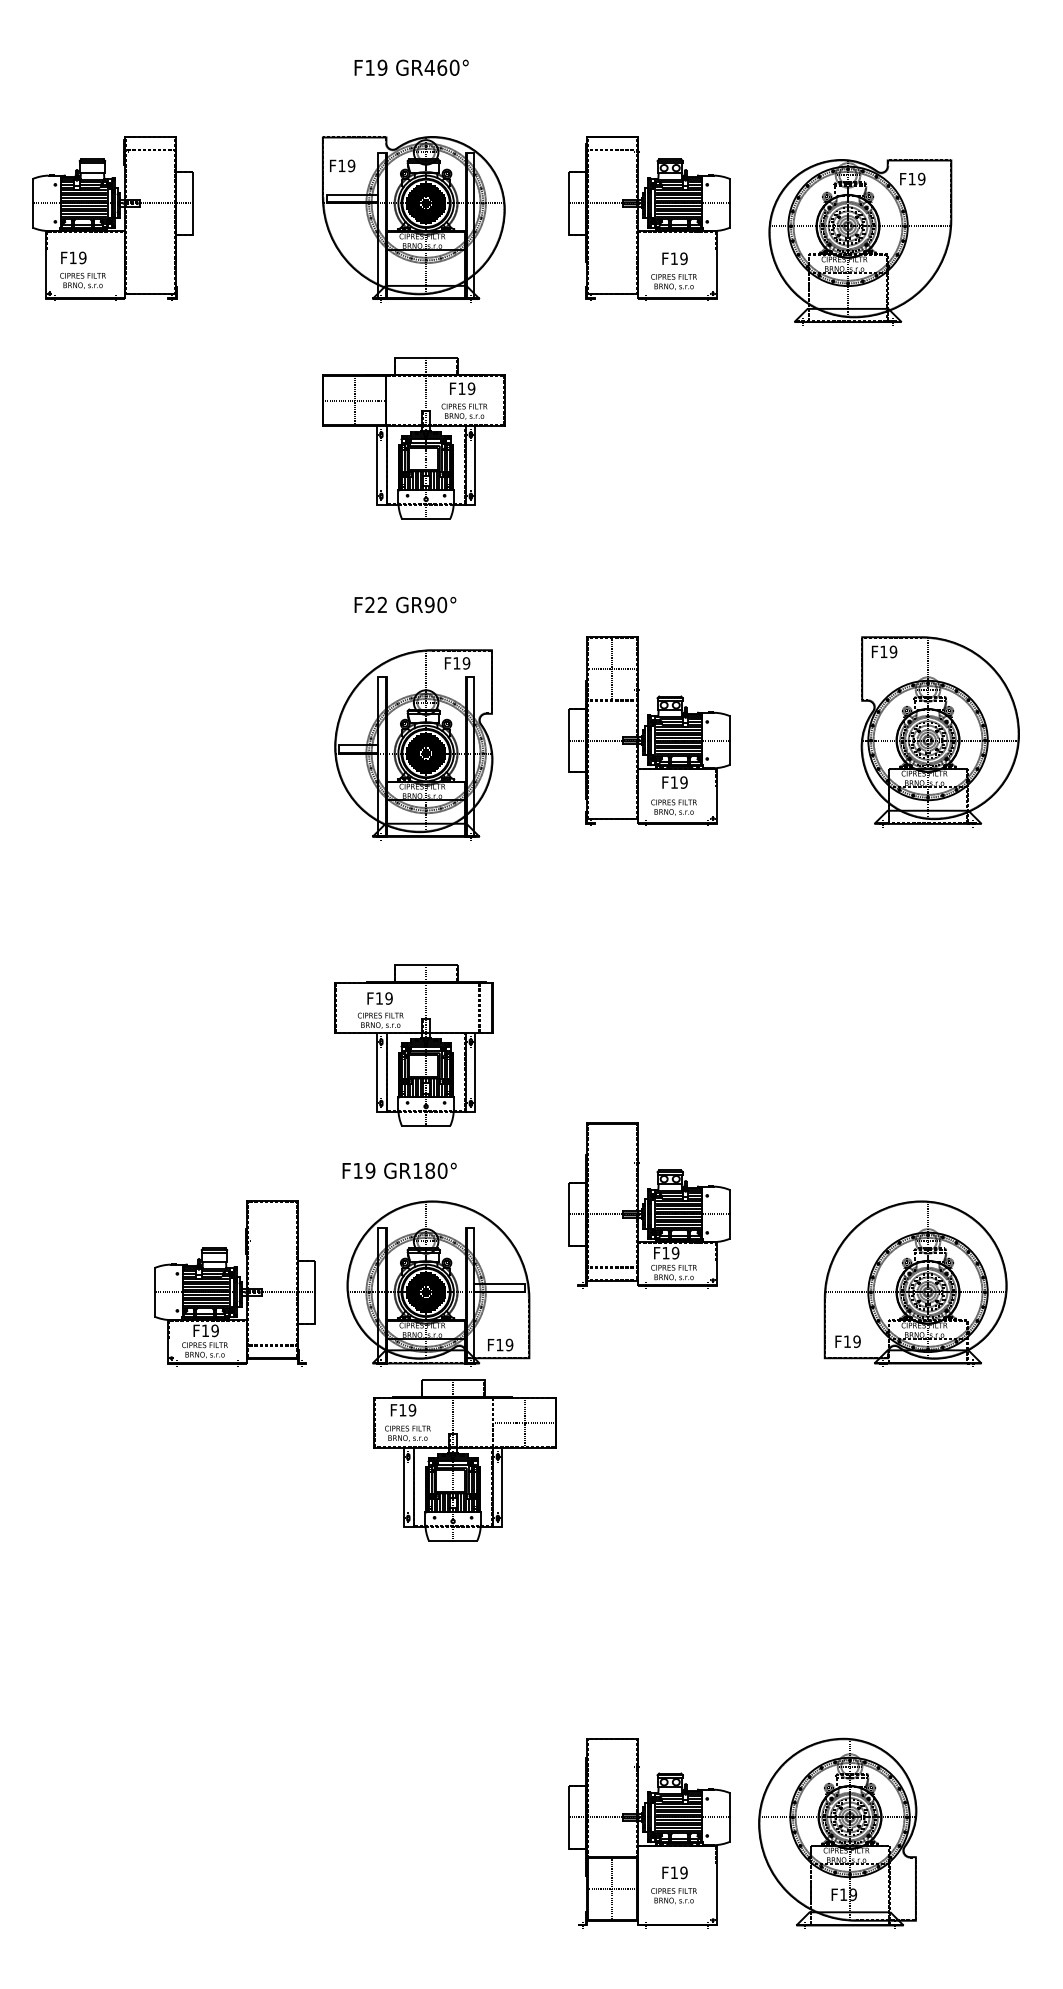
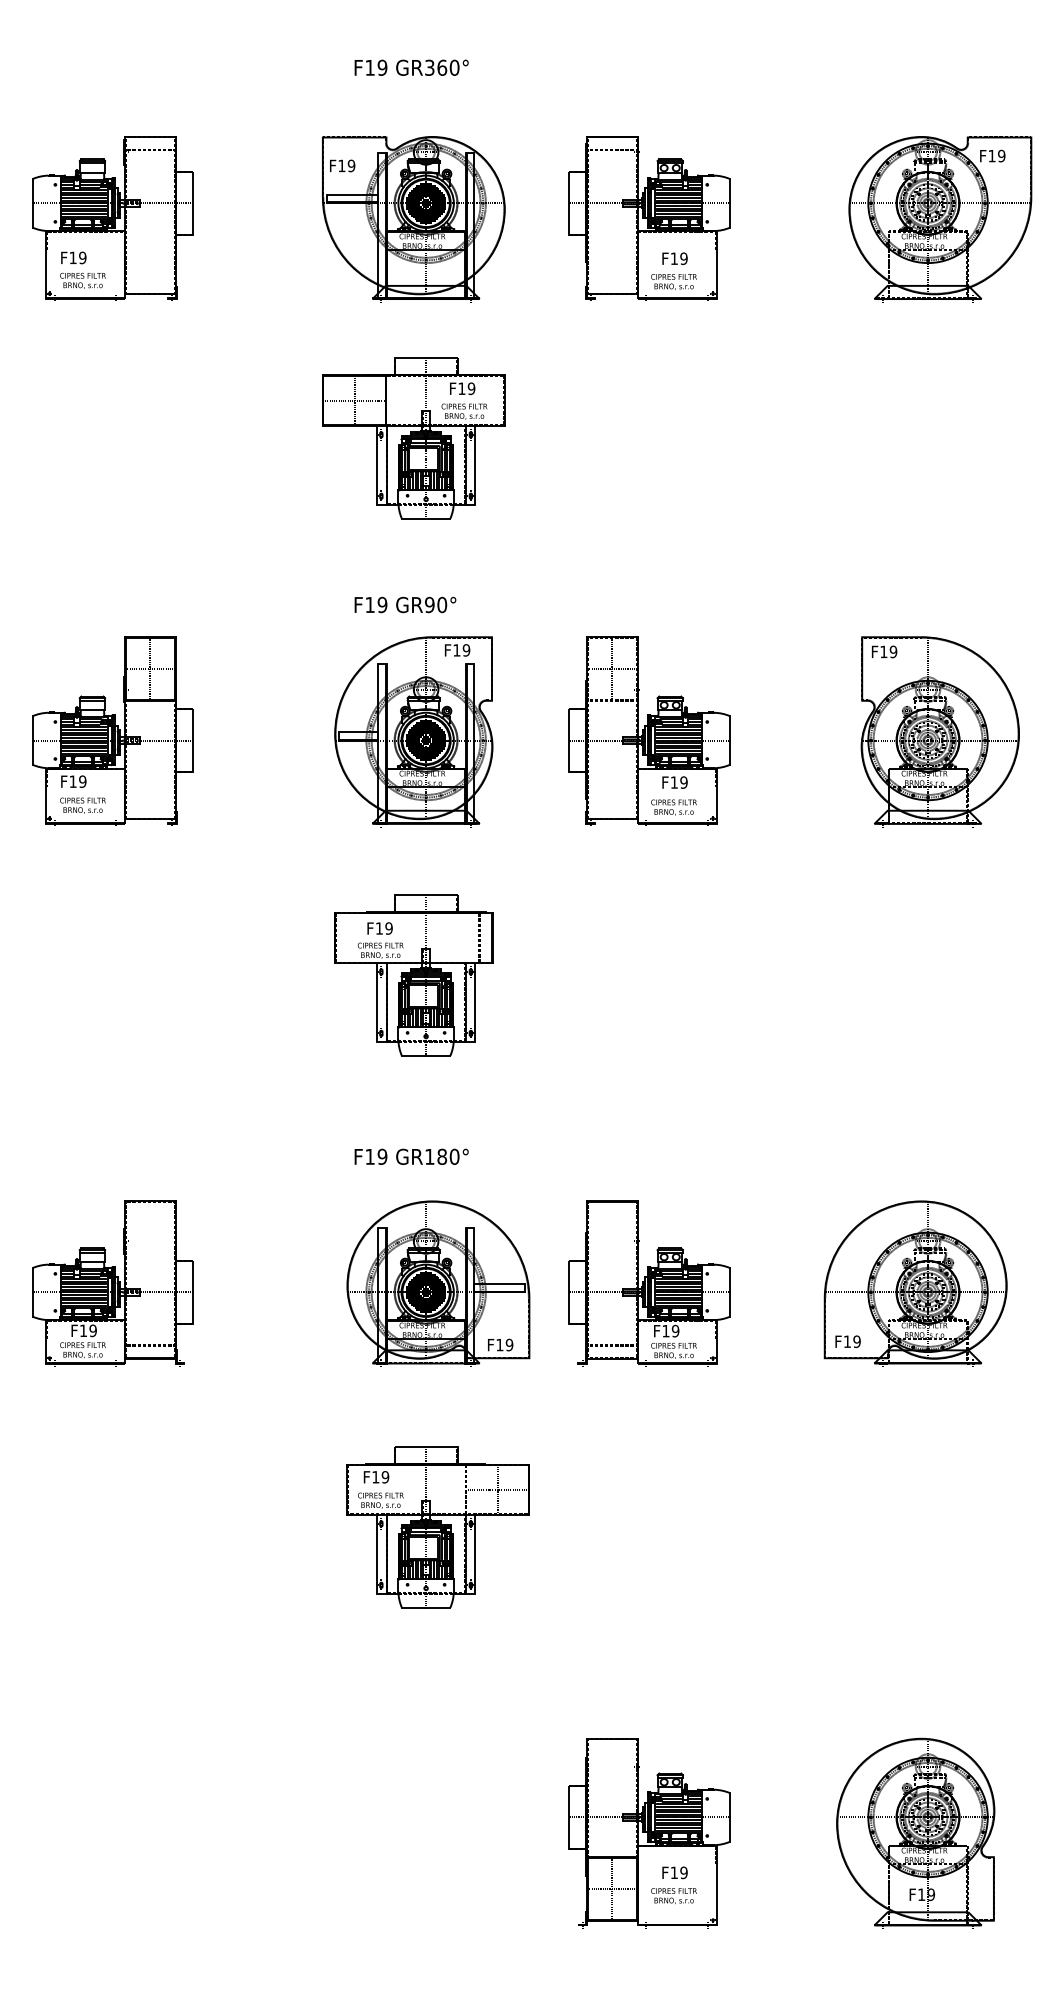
text: GR460° -> GR360° (429, 67)
part position: (860, 242) -> (940, 219) (940, 219)
text: F22 -> F19 (376, 604)
part: none -> present (112, 730)
part position: (413, 744) -> (413, 731) (413, 731)
part position: (413, 1045) -> (413, 975) (413, 975)
text position: (399, 1170) -> (411, 1156) (411, 1156)
part position: (649, 1205) -> (649, 1283) (649, 1283)
part position: (234, 1283) -> (112, 1283) (112, 1283)
part position: (464, 1460) -> (437, 1527) (437, 1527)
part position: (837, 1832) -> (915, 1832) (915, 1832)
